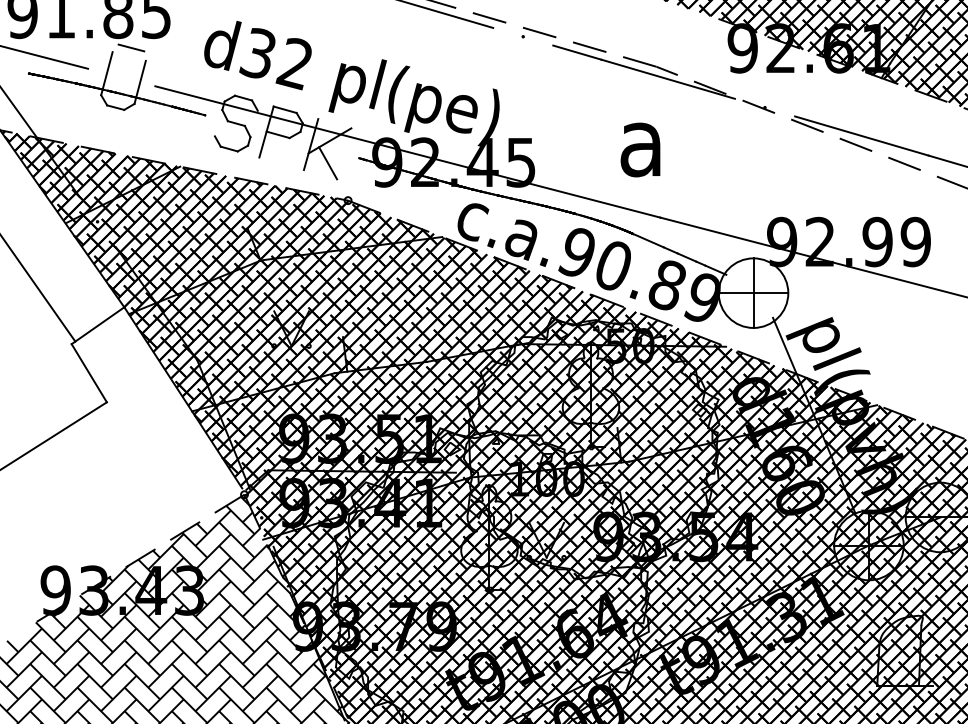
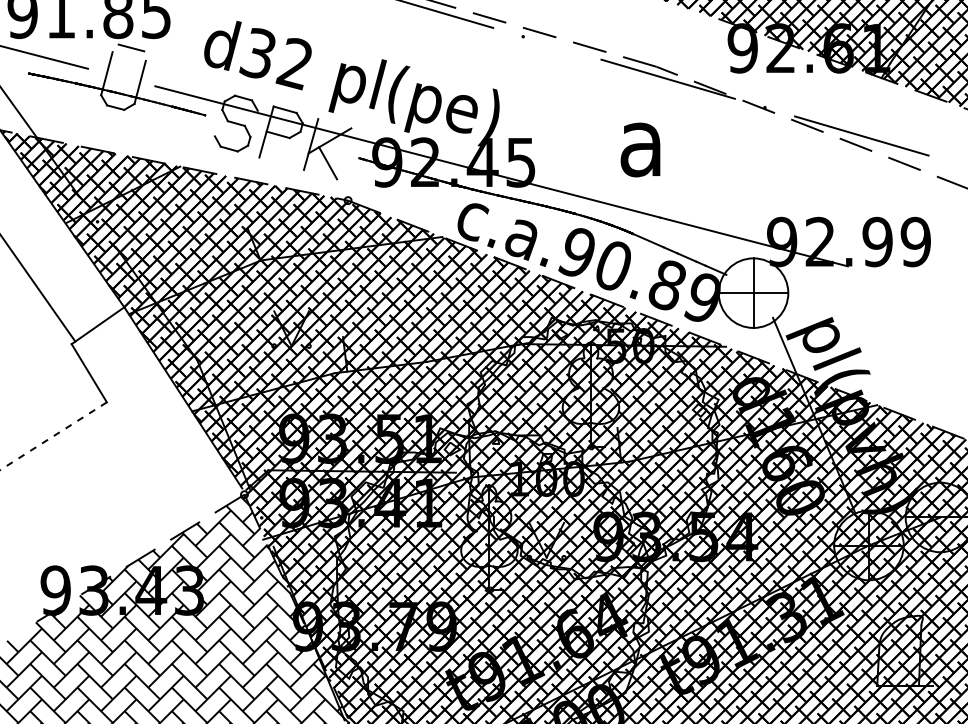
line: present -> none (577, 52)
line: present -> none (946, 160)
line: present -> none (905, 281)
line: solid -> dashed (53, 436)
